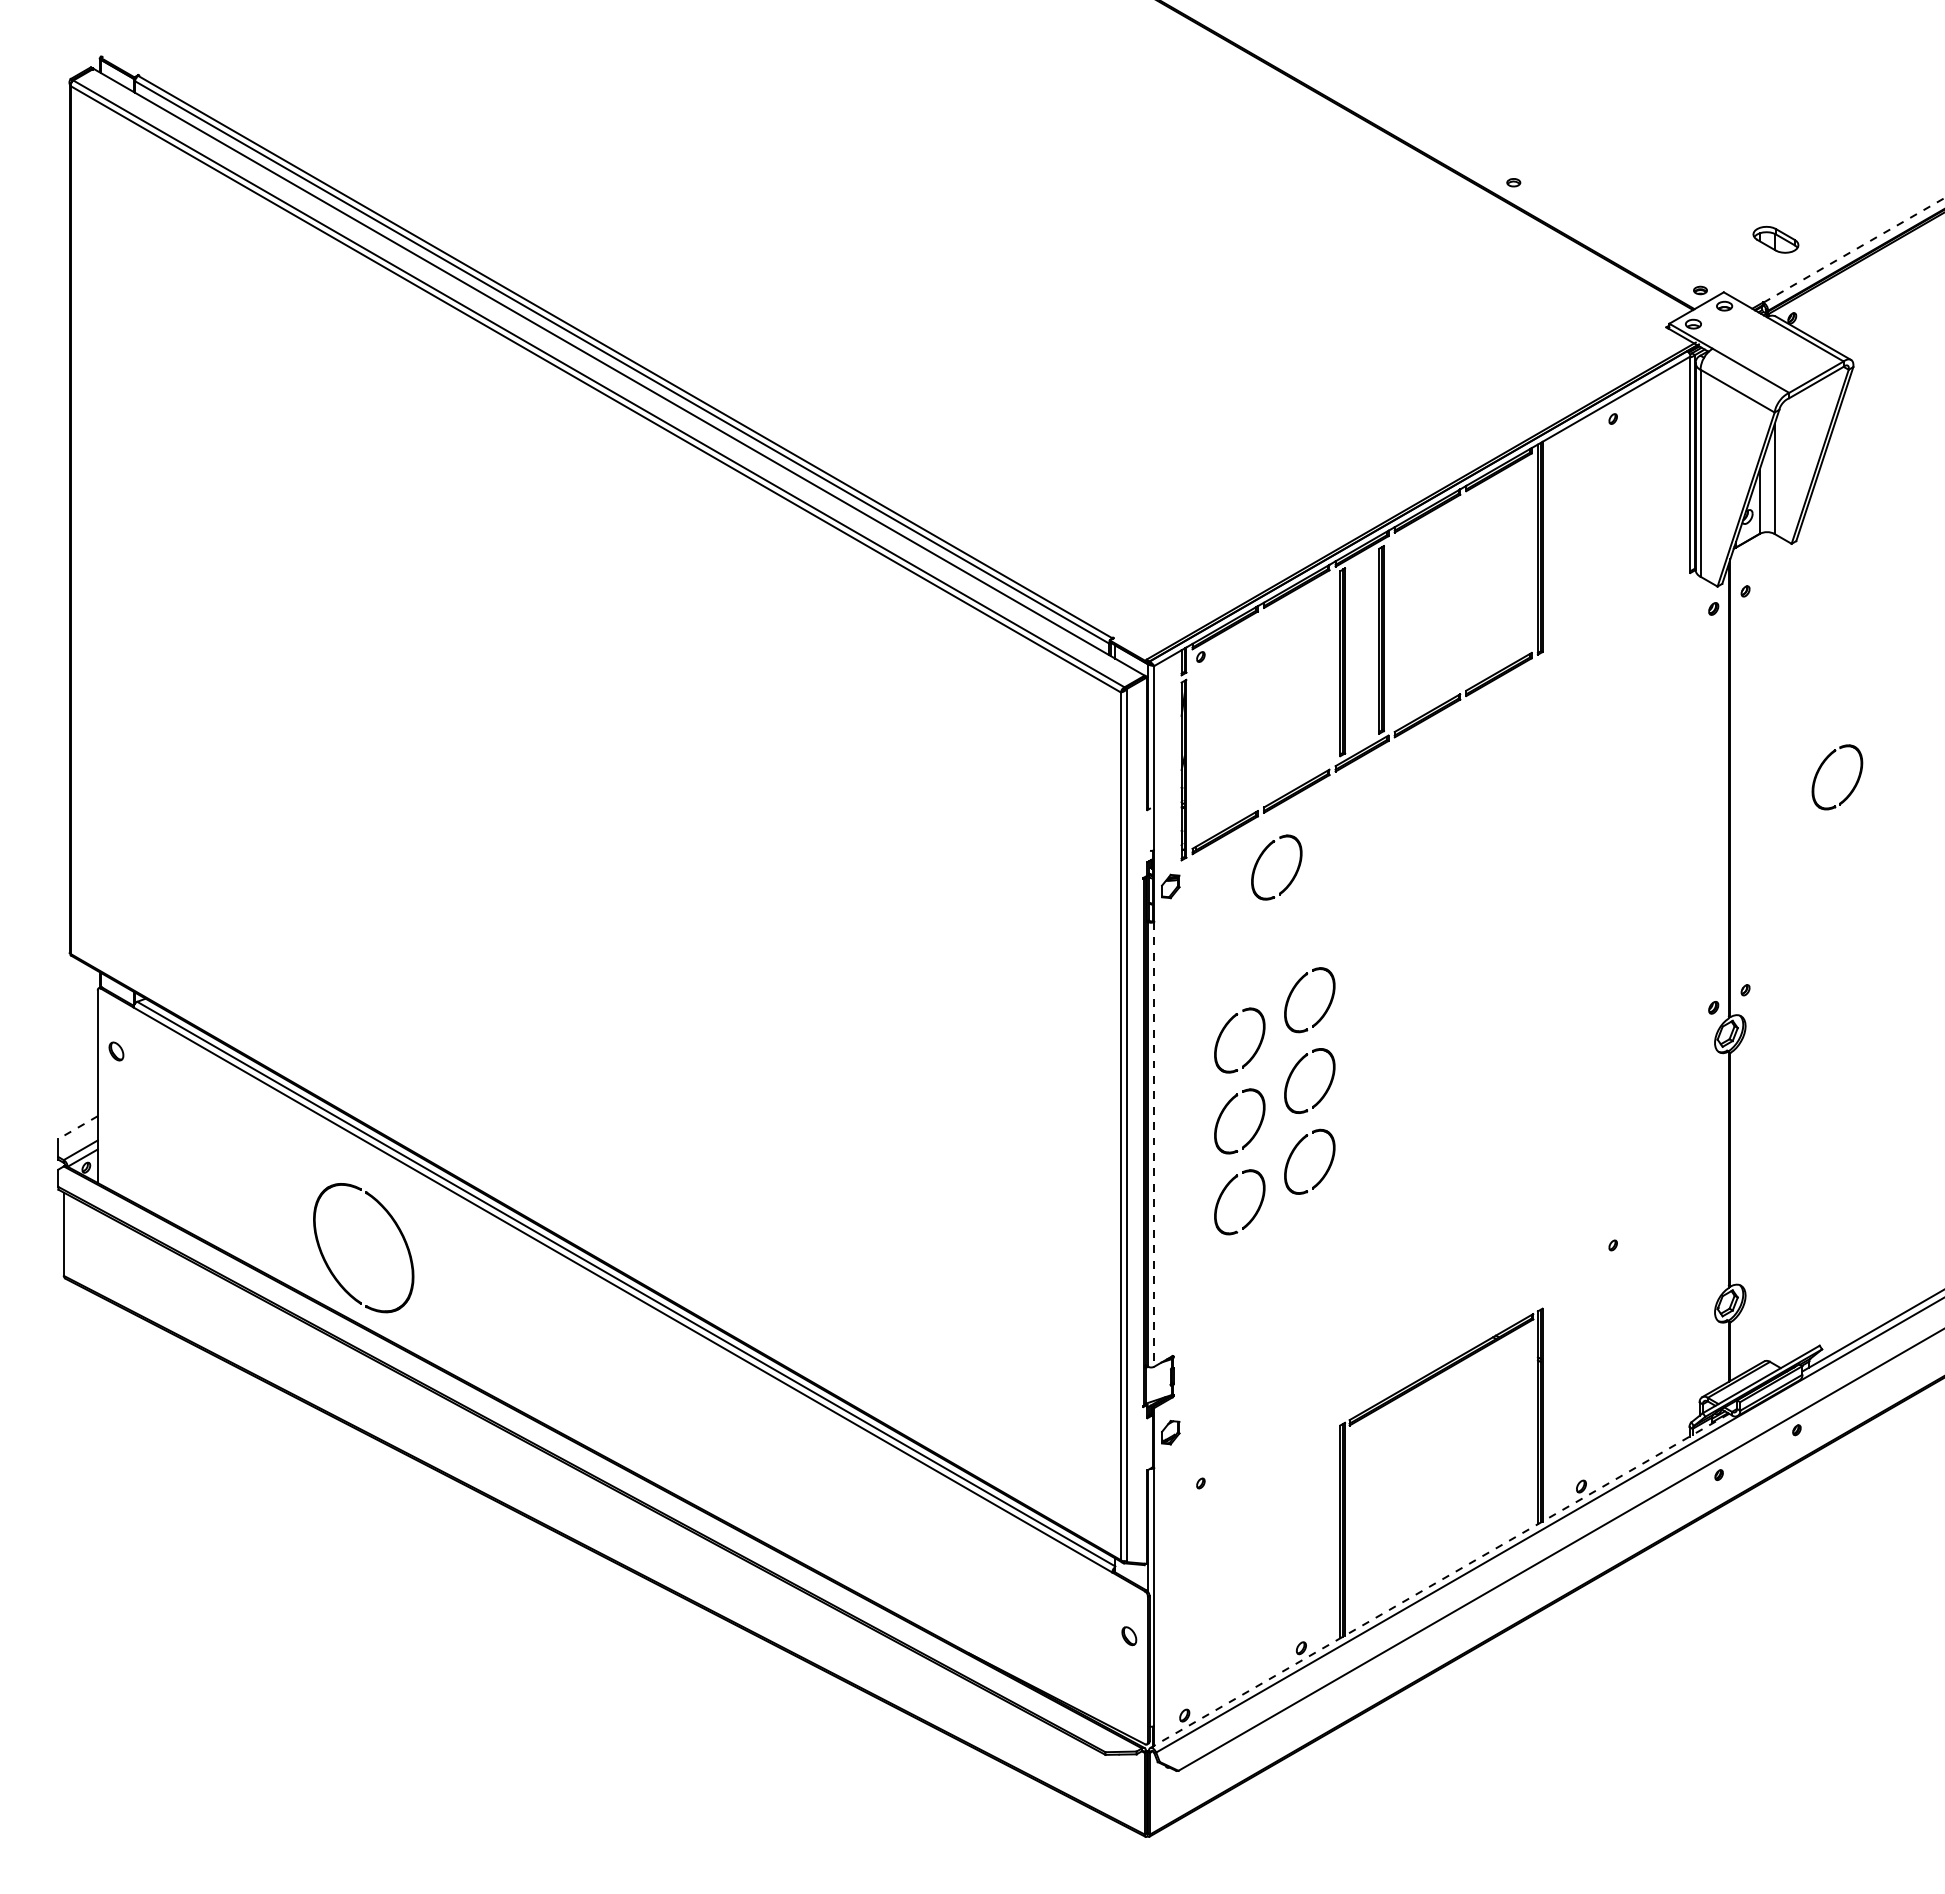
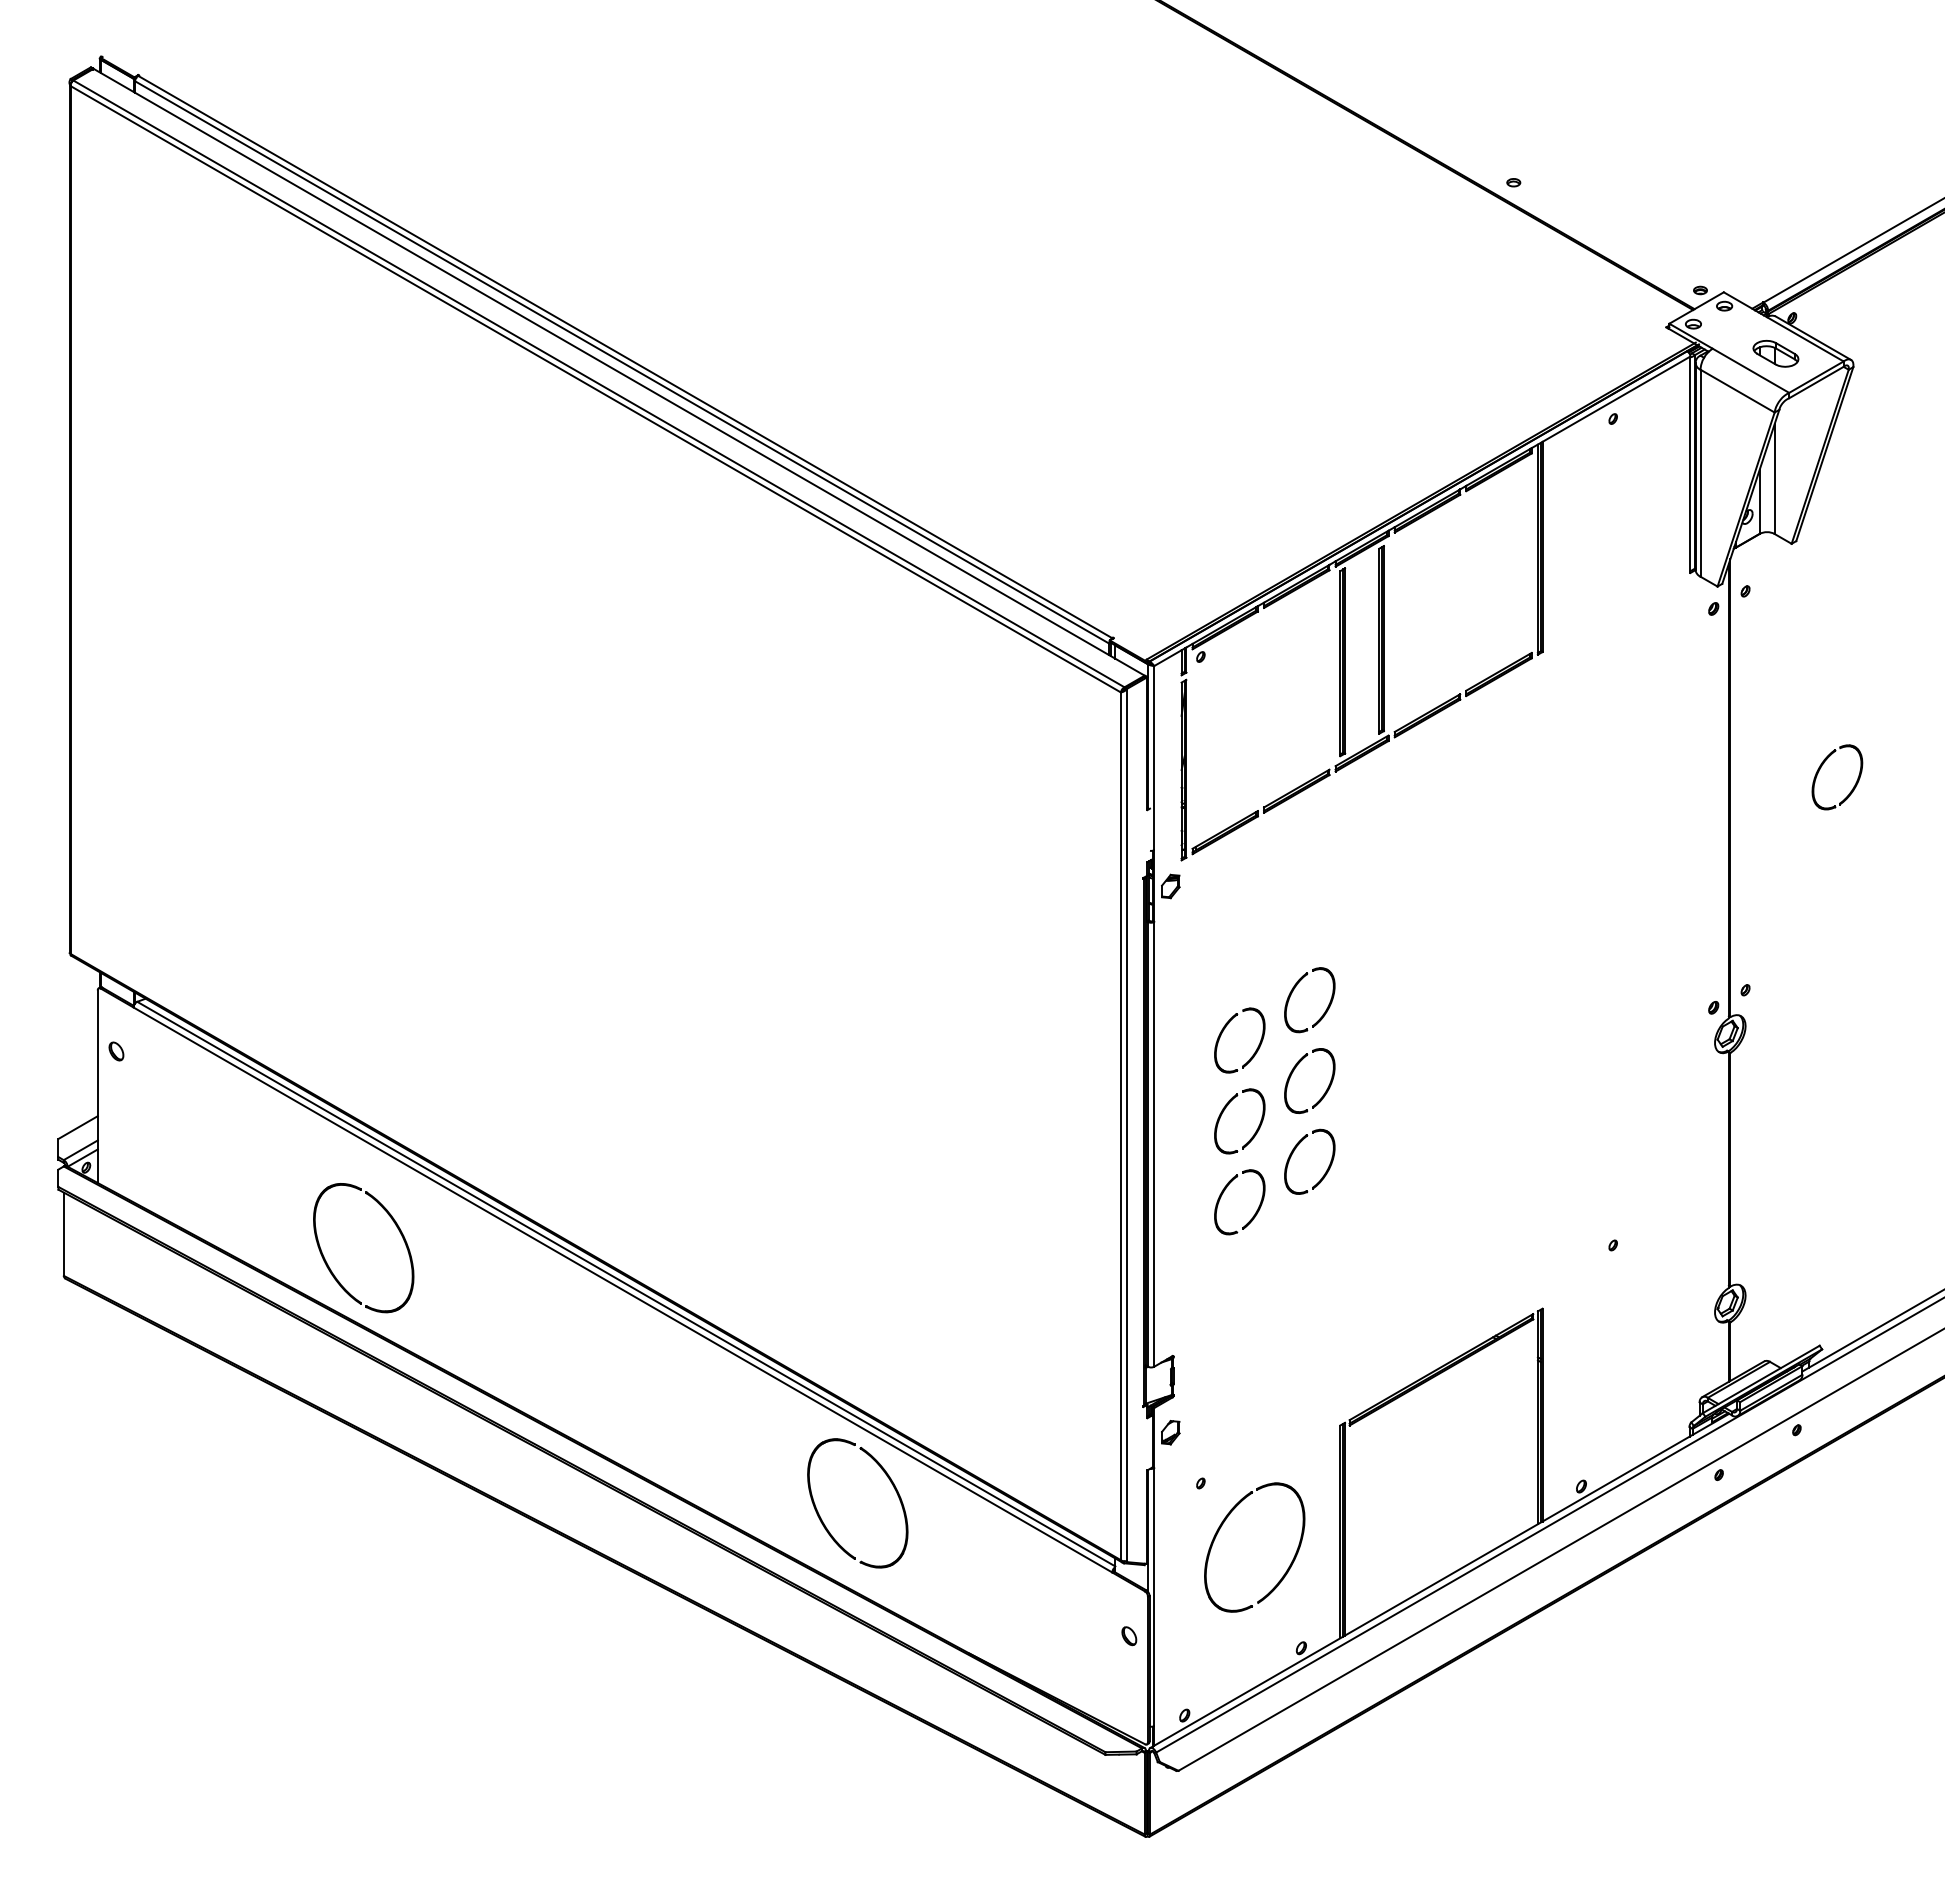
part position: (1775, 239) -> (1775, 353) (1775, 353)
line: dashed -> solid (1854, 250)
part: present -> none (1261, 857)
line: dashed -> solid (78, 1127)
line: dashed -> solid (1154, 1144)
part: none -> present (823, 1521)
part: none -> present (1220, 1529)
line: dashed -> solid (1439, 1581)
